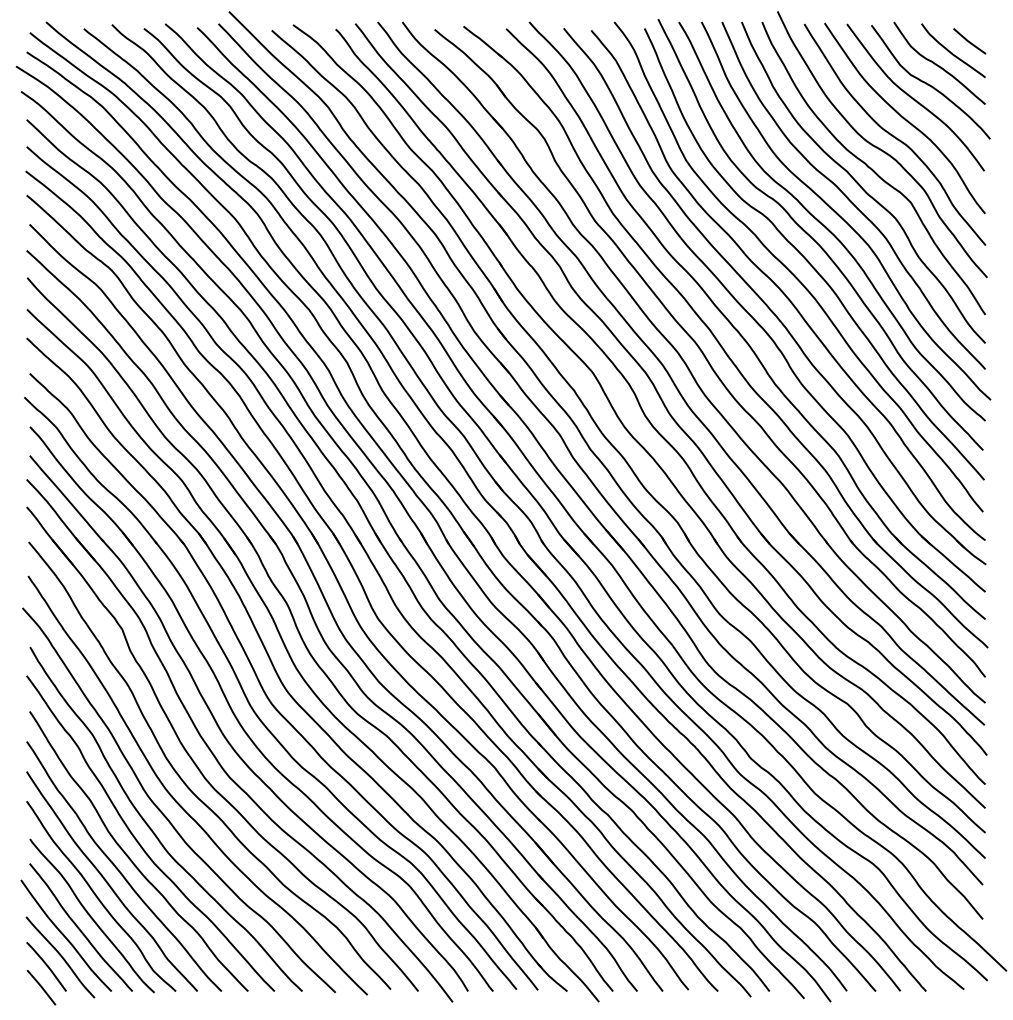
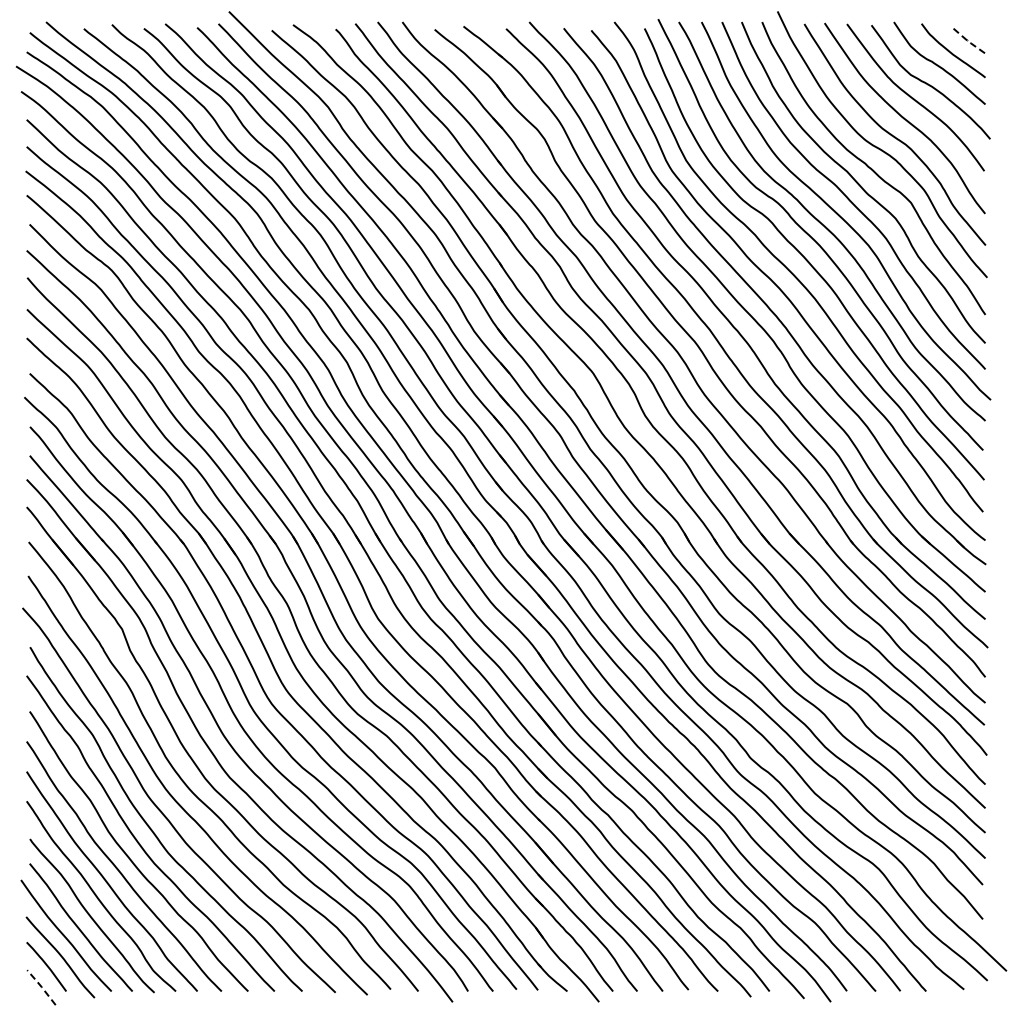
line: solid -> dashed (969, 42)
line: solid -> dashed (41, 987)
